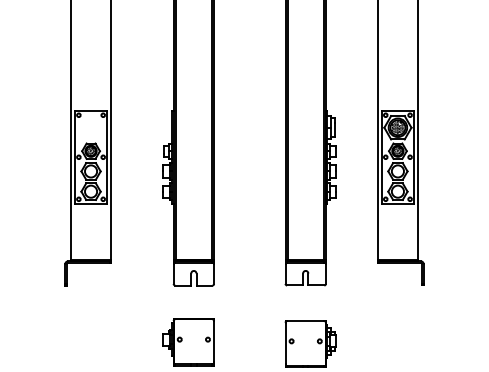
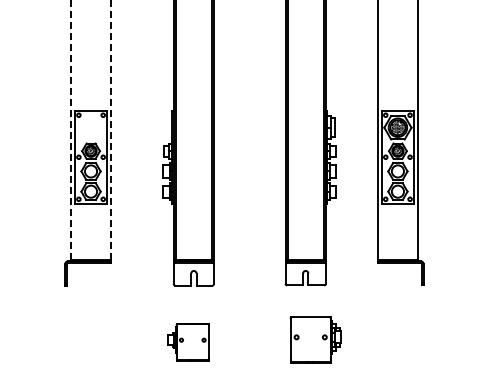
line: solid -> dashed (70, 130)
line: solid -> dashed (111, 130)
part size: 53x49 px -> 43x39 px (188, 342)
part position: (310, 343) -> (315, 339) (315, 339)
